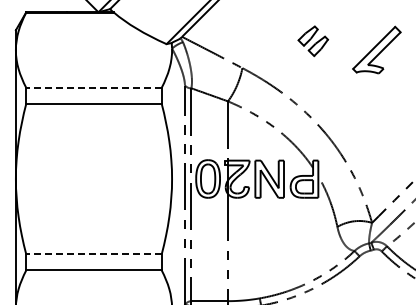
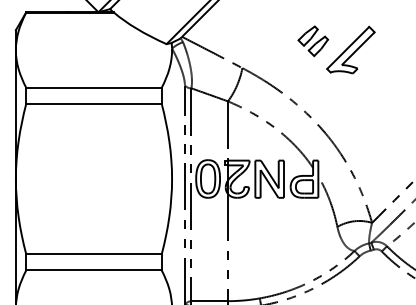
part position: (376, 49) -> (350, 49) (350, 49)
line: dashed -> solid (94, 87)
line: dashed -> solid (94, 254)
